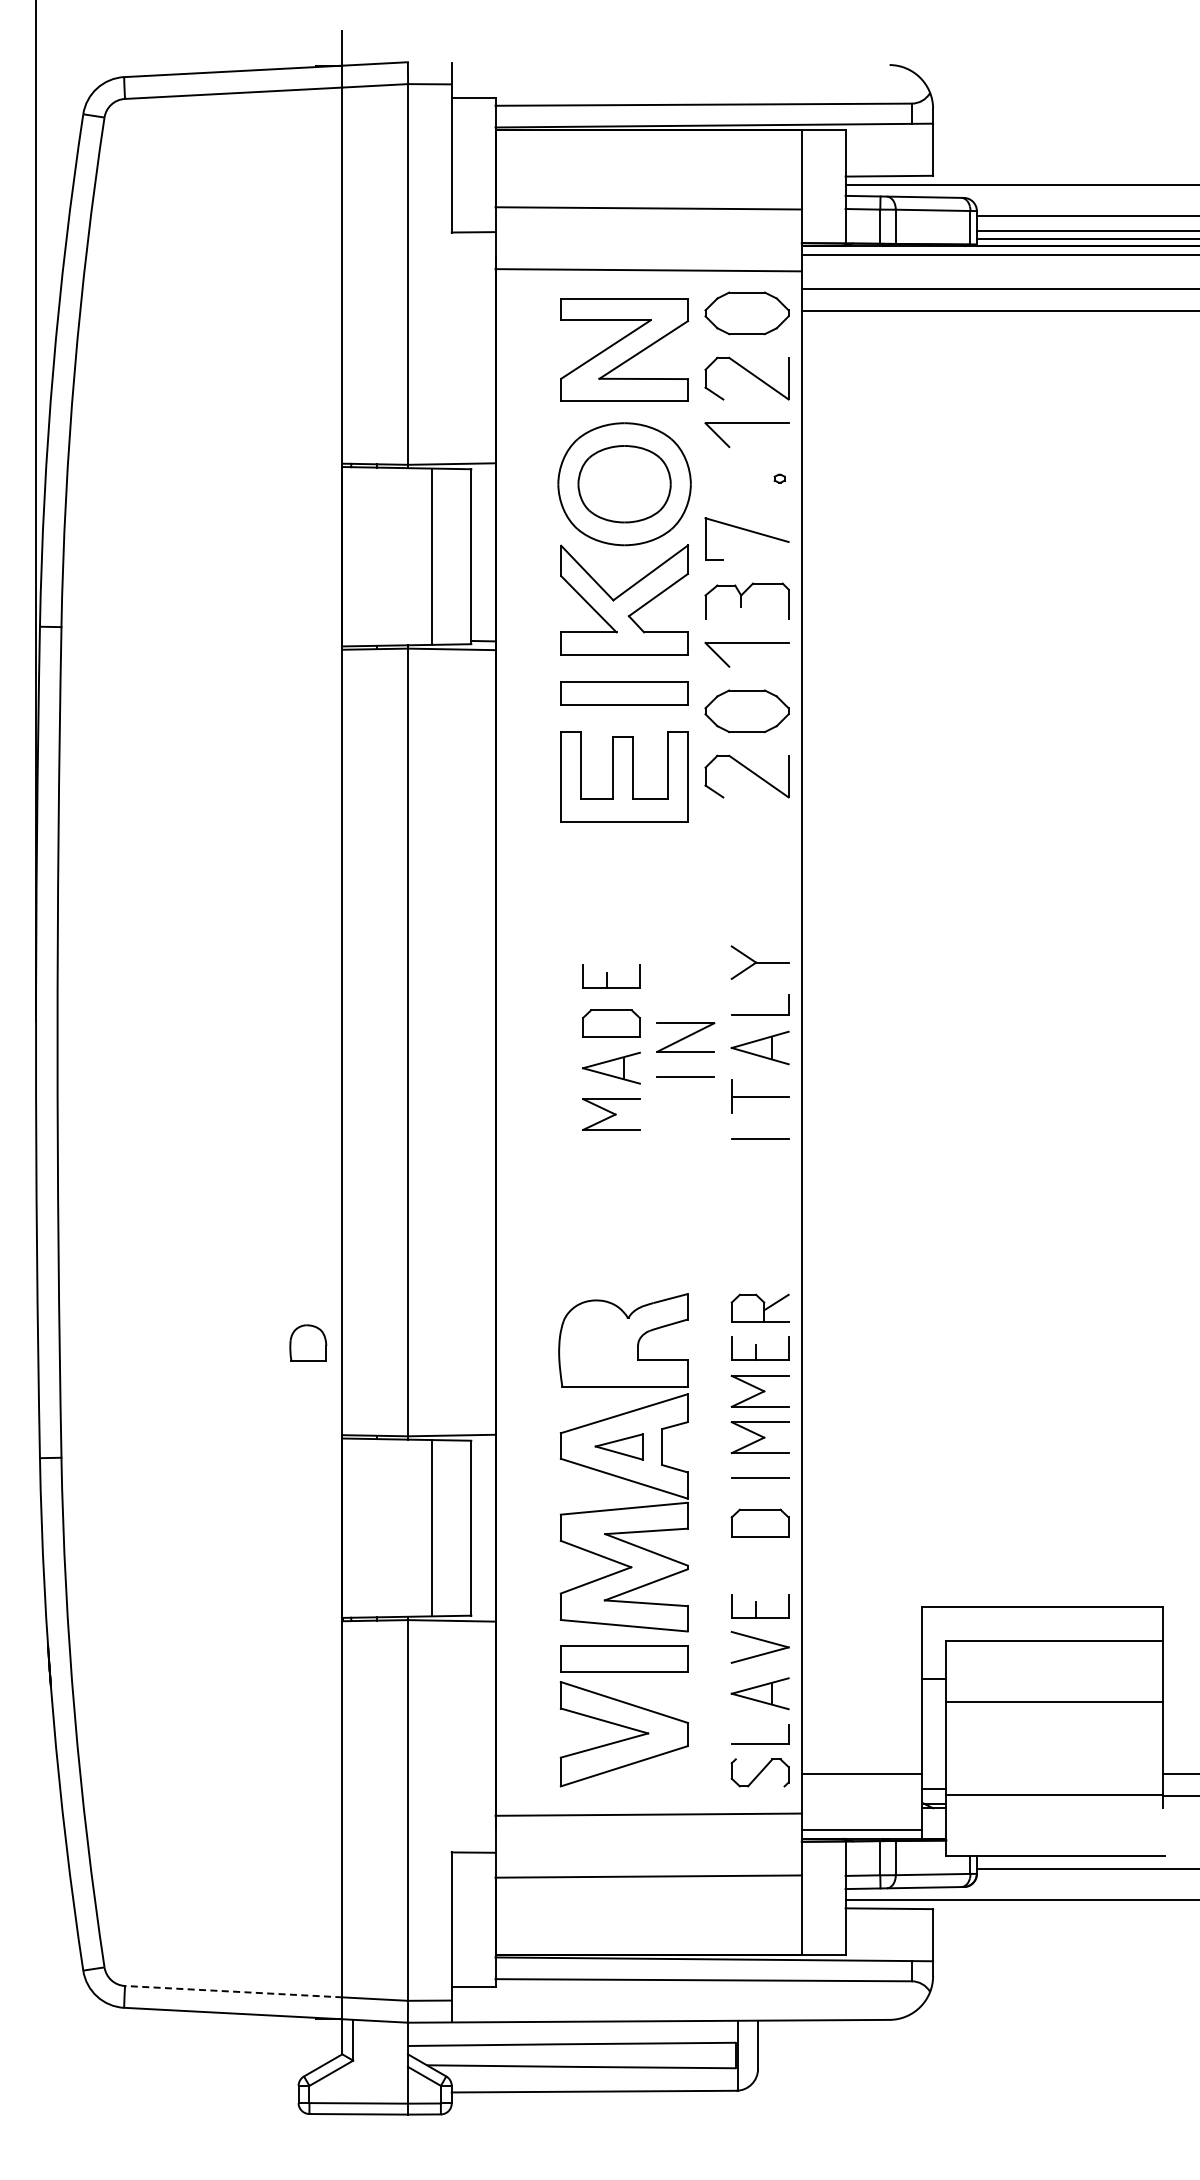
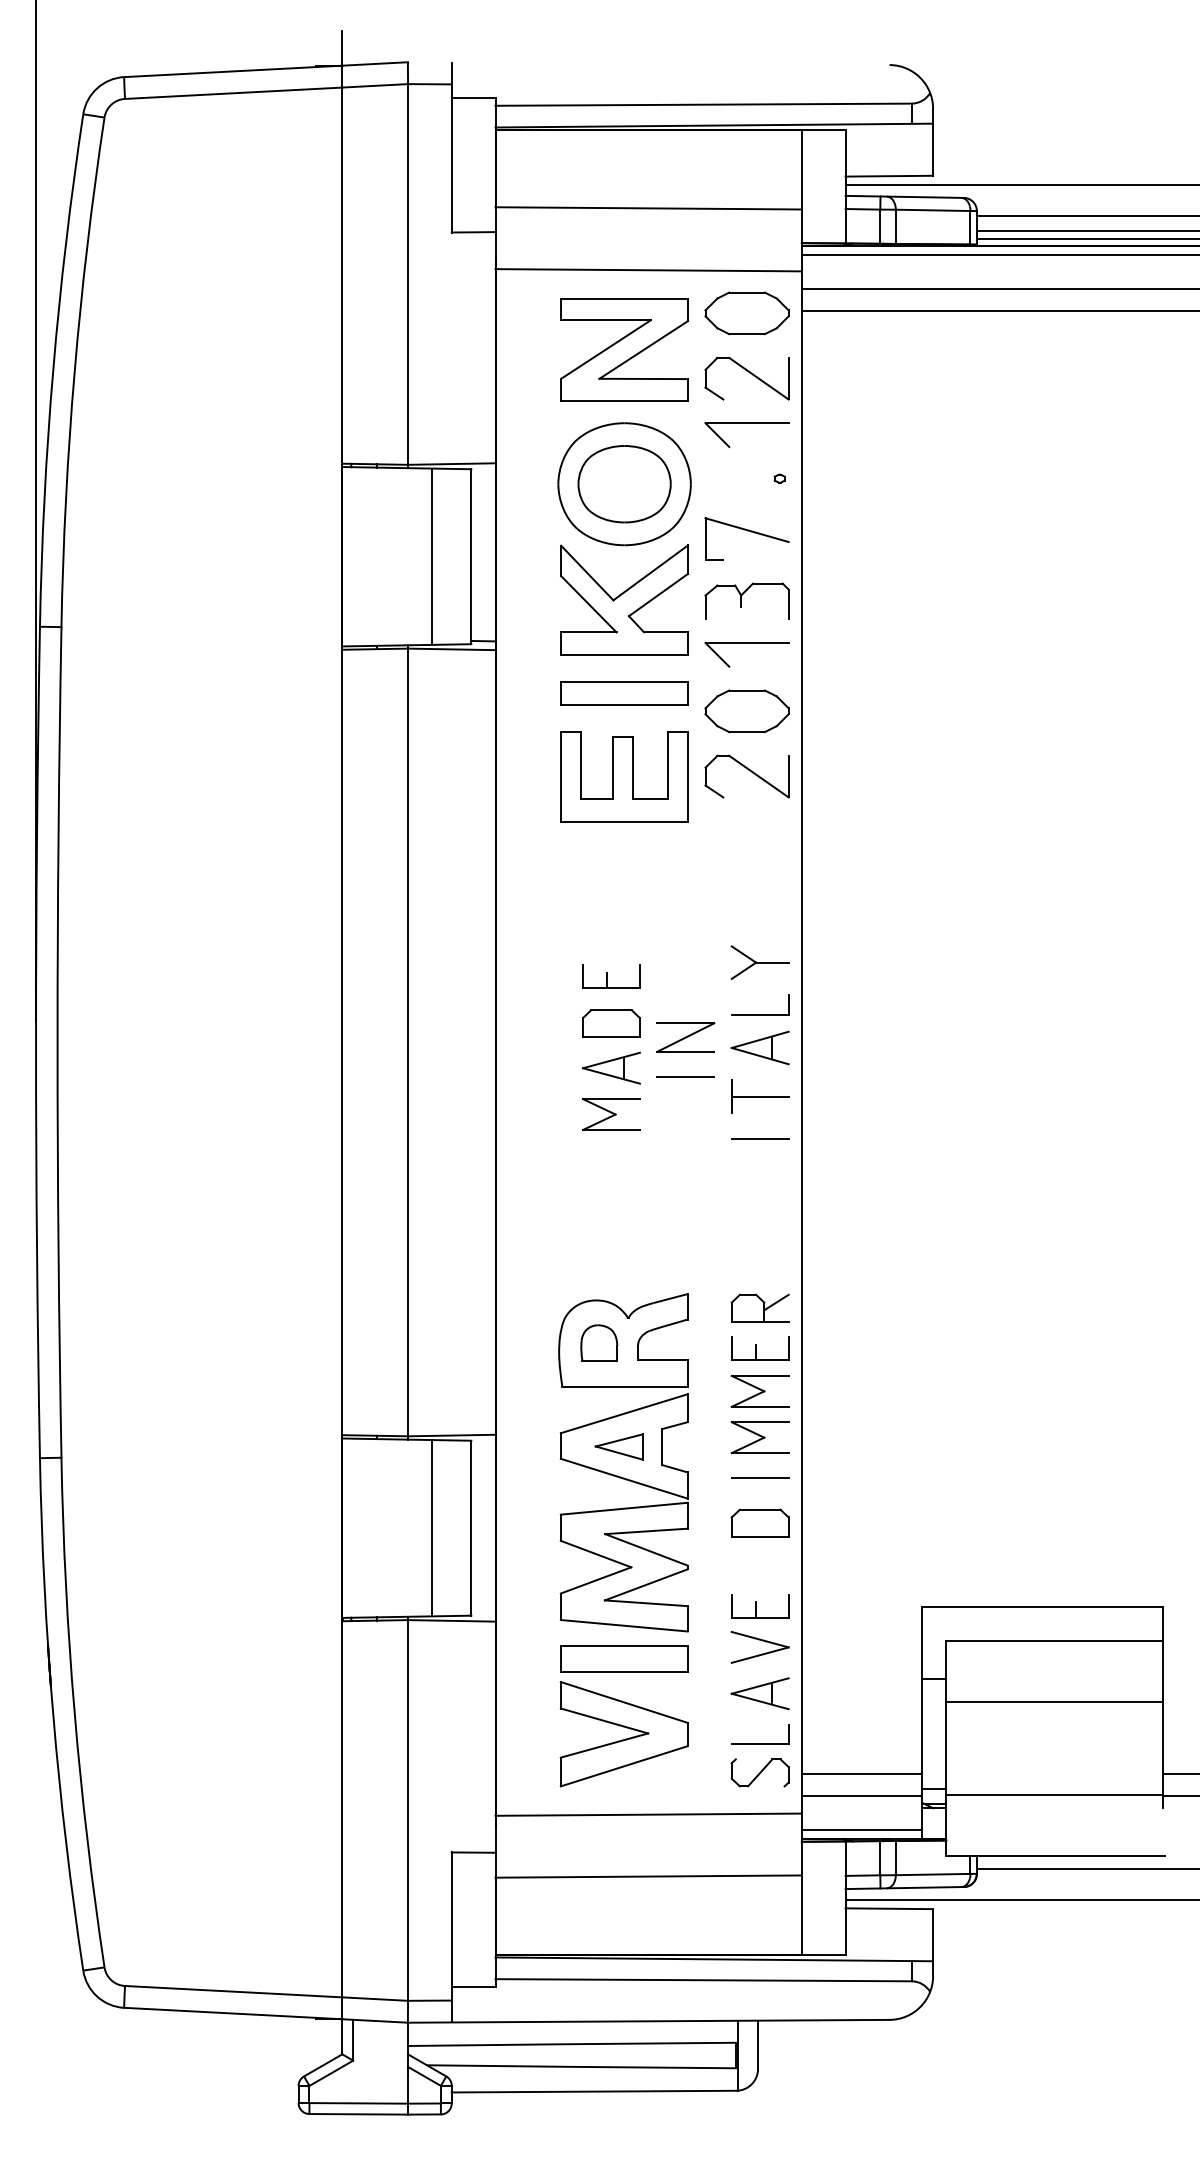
part position: (308, 1342) -> (599, 1342) (599, 1342)
line: none -> present (861, 1795)
line: dashed -> solid (233, 1991)
